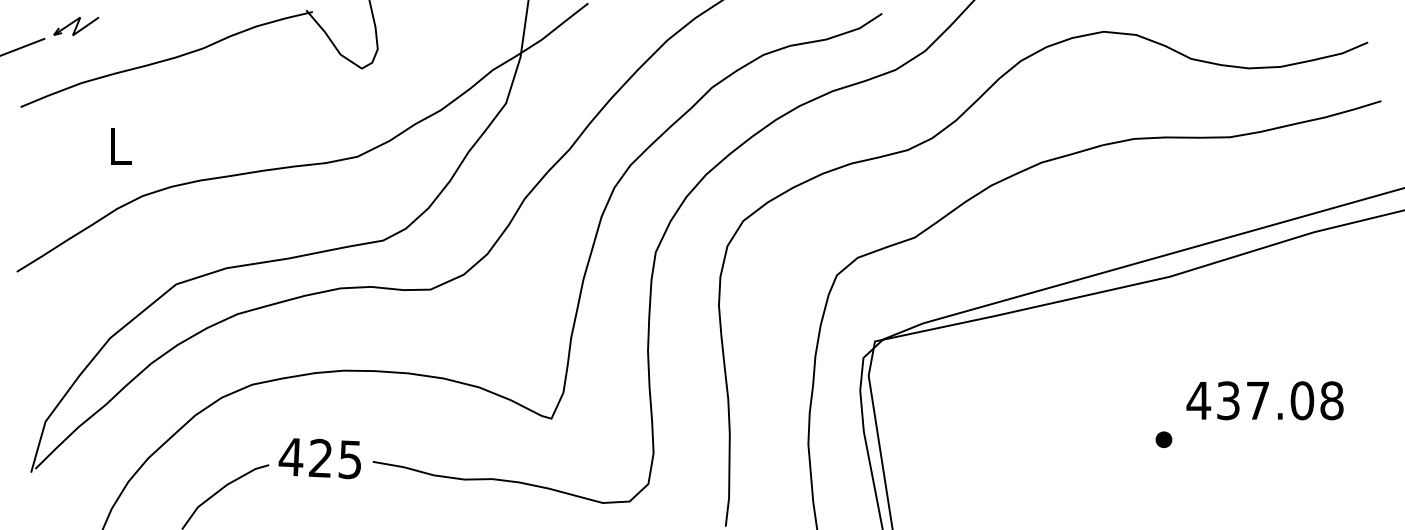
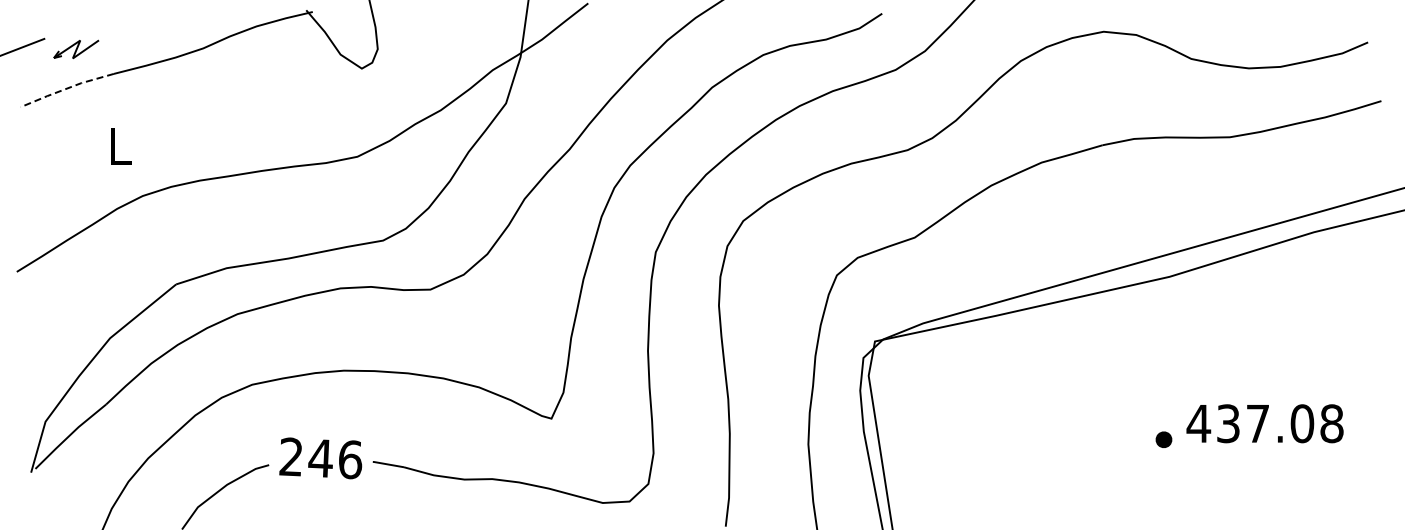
part position: (76, 26) -> (76, 49) (76, 49)
line: solid -> dashed (66, 88)
text position: (1264, 400) -> (1264, 423) (1264, 423)
text: 425 -> 246 (320, 458)
